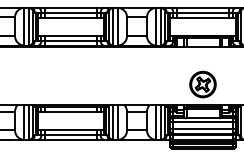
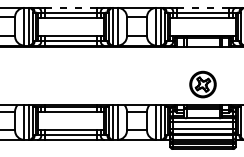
line: solid -> dashed (70, 7)
line: solid -> dashed (202, 7)
